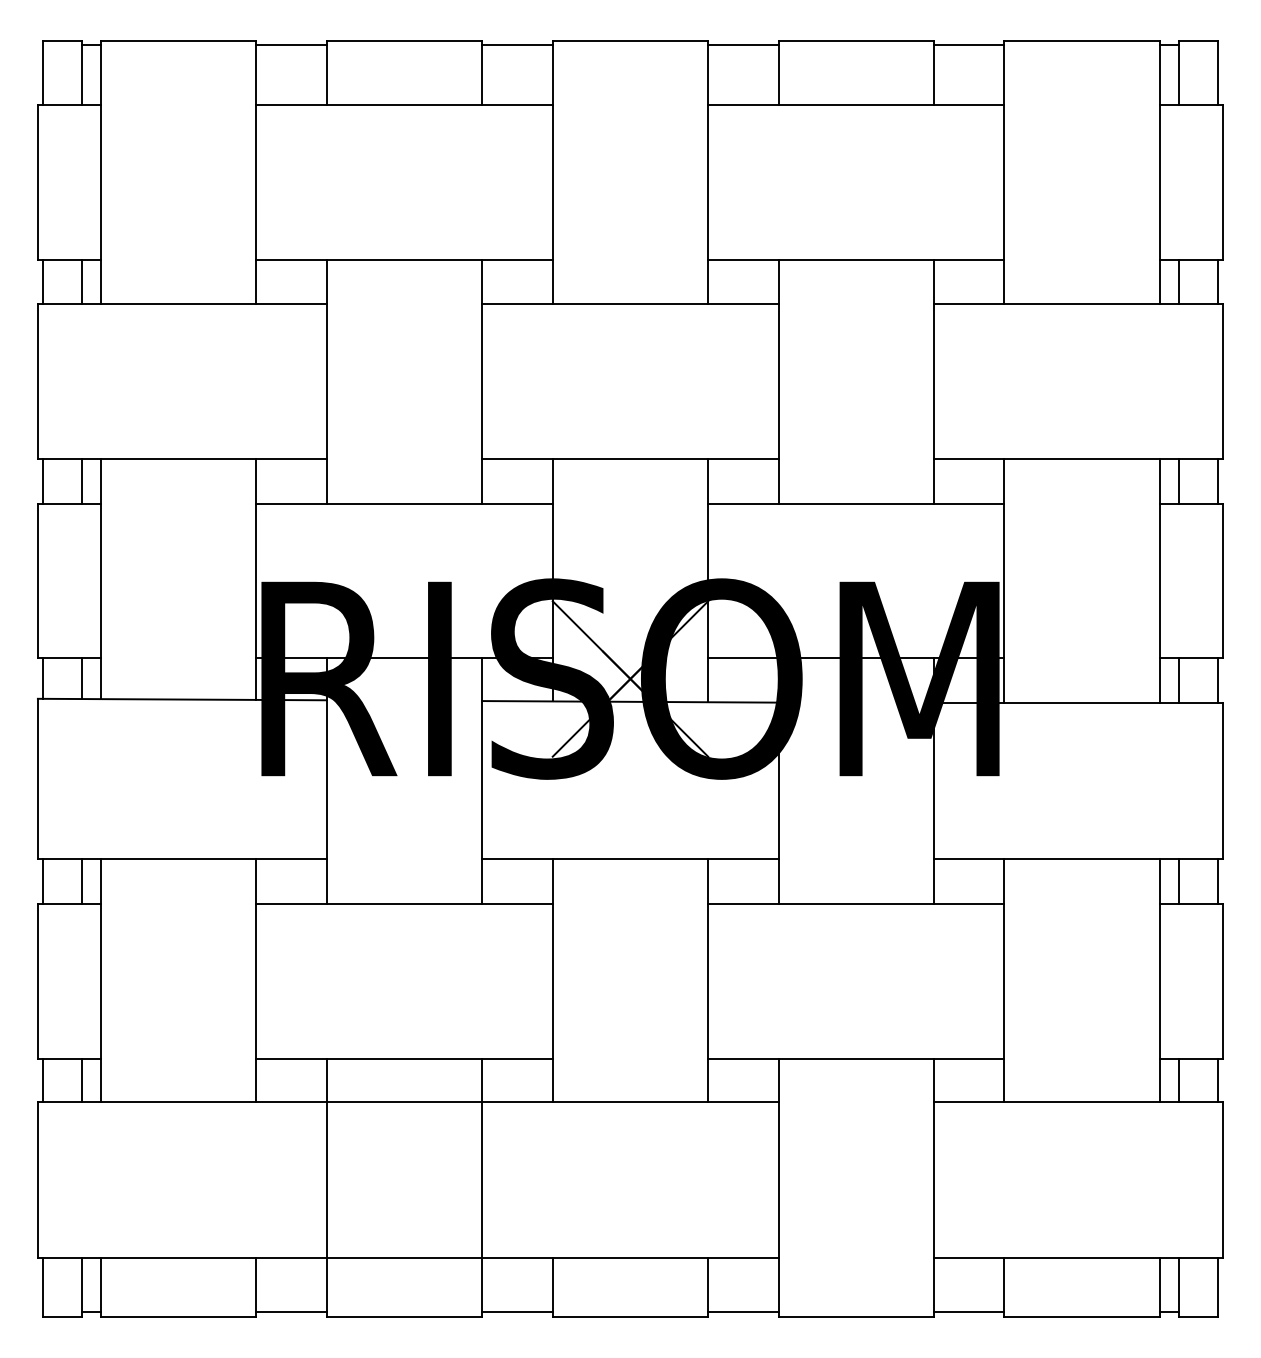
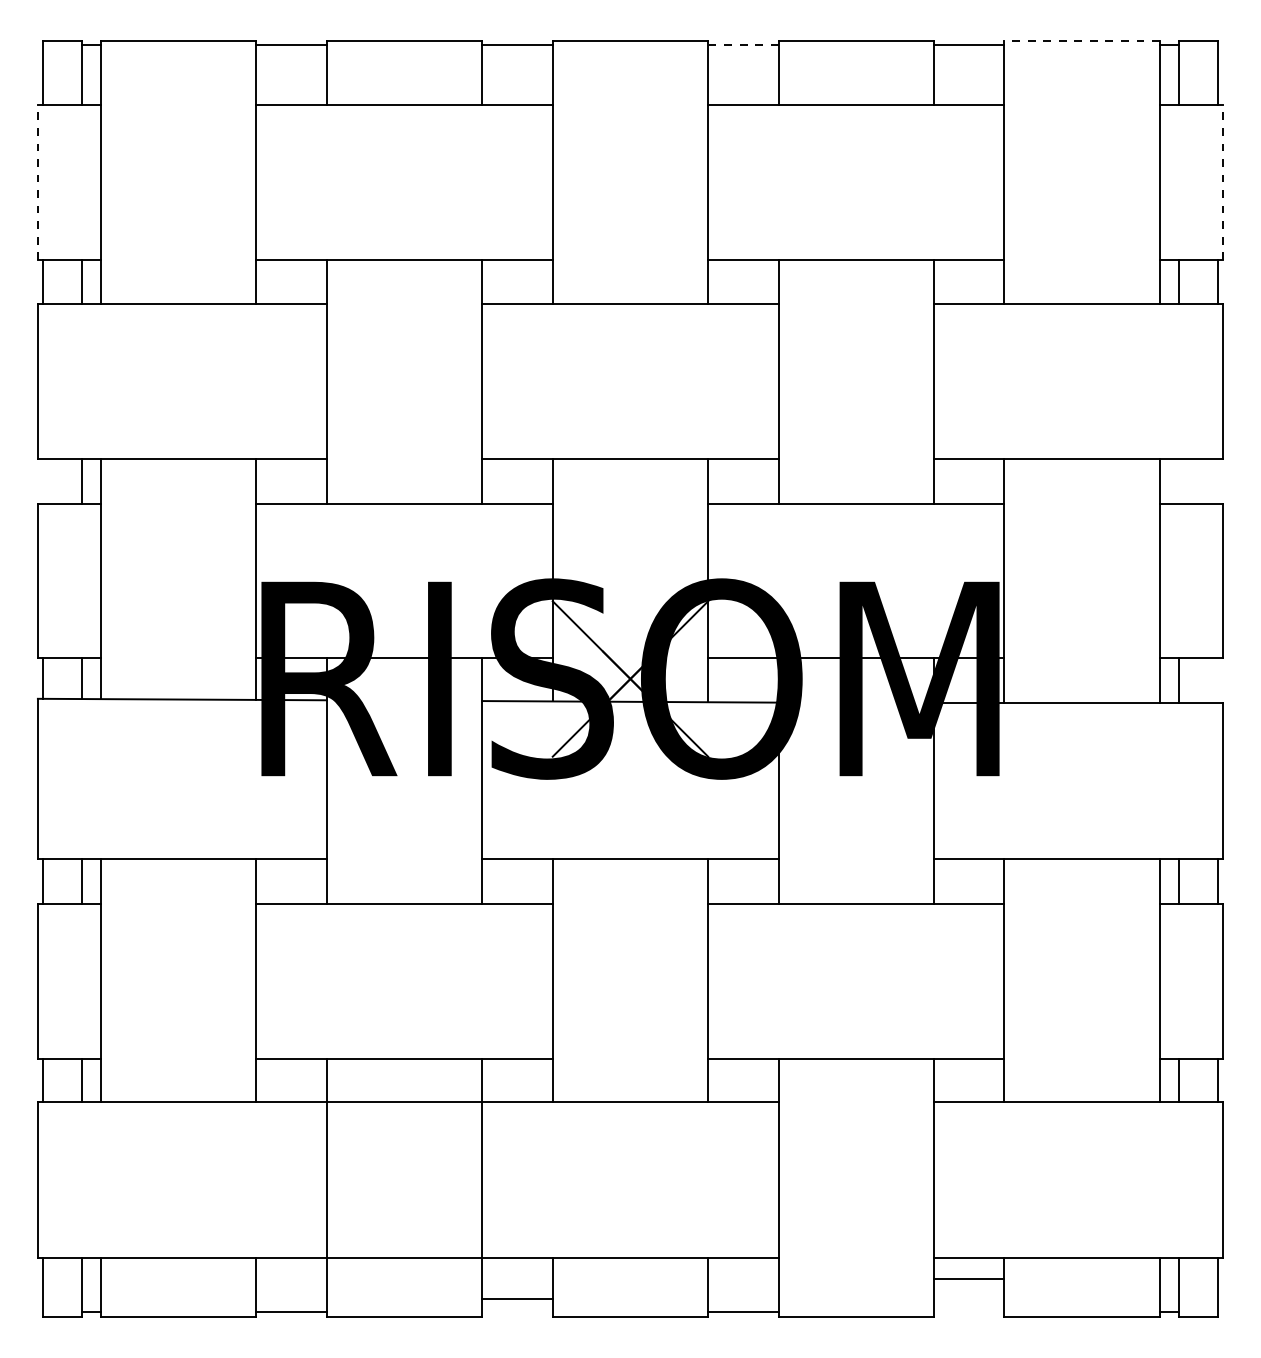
line: solid -> dashed (1082, 40)
line: solid -> dashed (742, 45)
line: solid -> dashed (37, 182)
line: solid -> dashed (1223, 182)
line: present -> none (42, 480)
line: present -> none (1179, 480)
line: present -> none (1218, 480)
line: present -> none (1218, 680)
line position: (517, 1312) -> (517, 1299) (517, 1299)
line position: (969, 1312) -> (969, 1279) (969, 1279)
